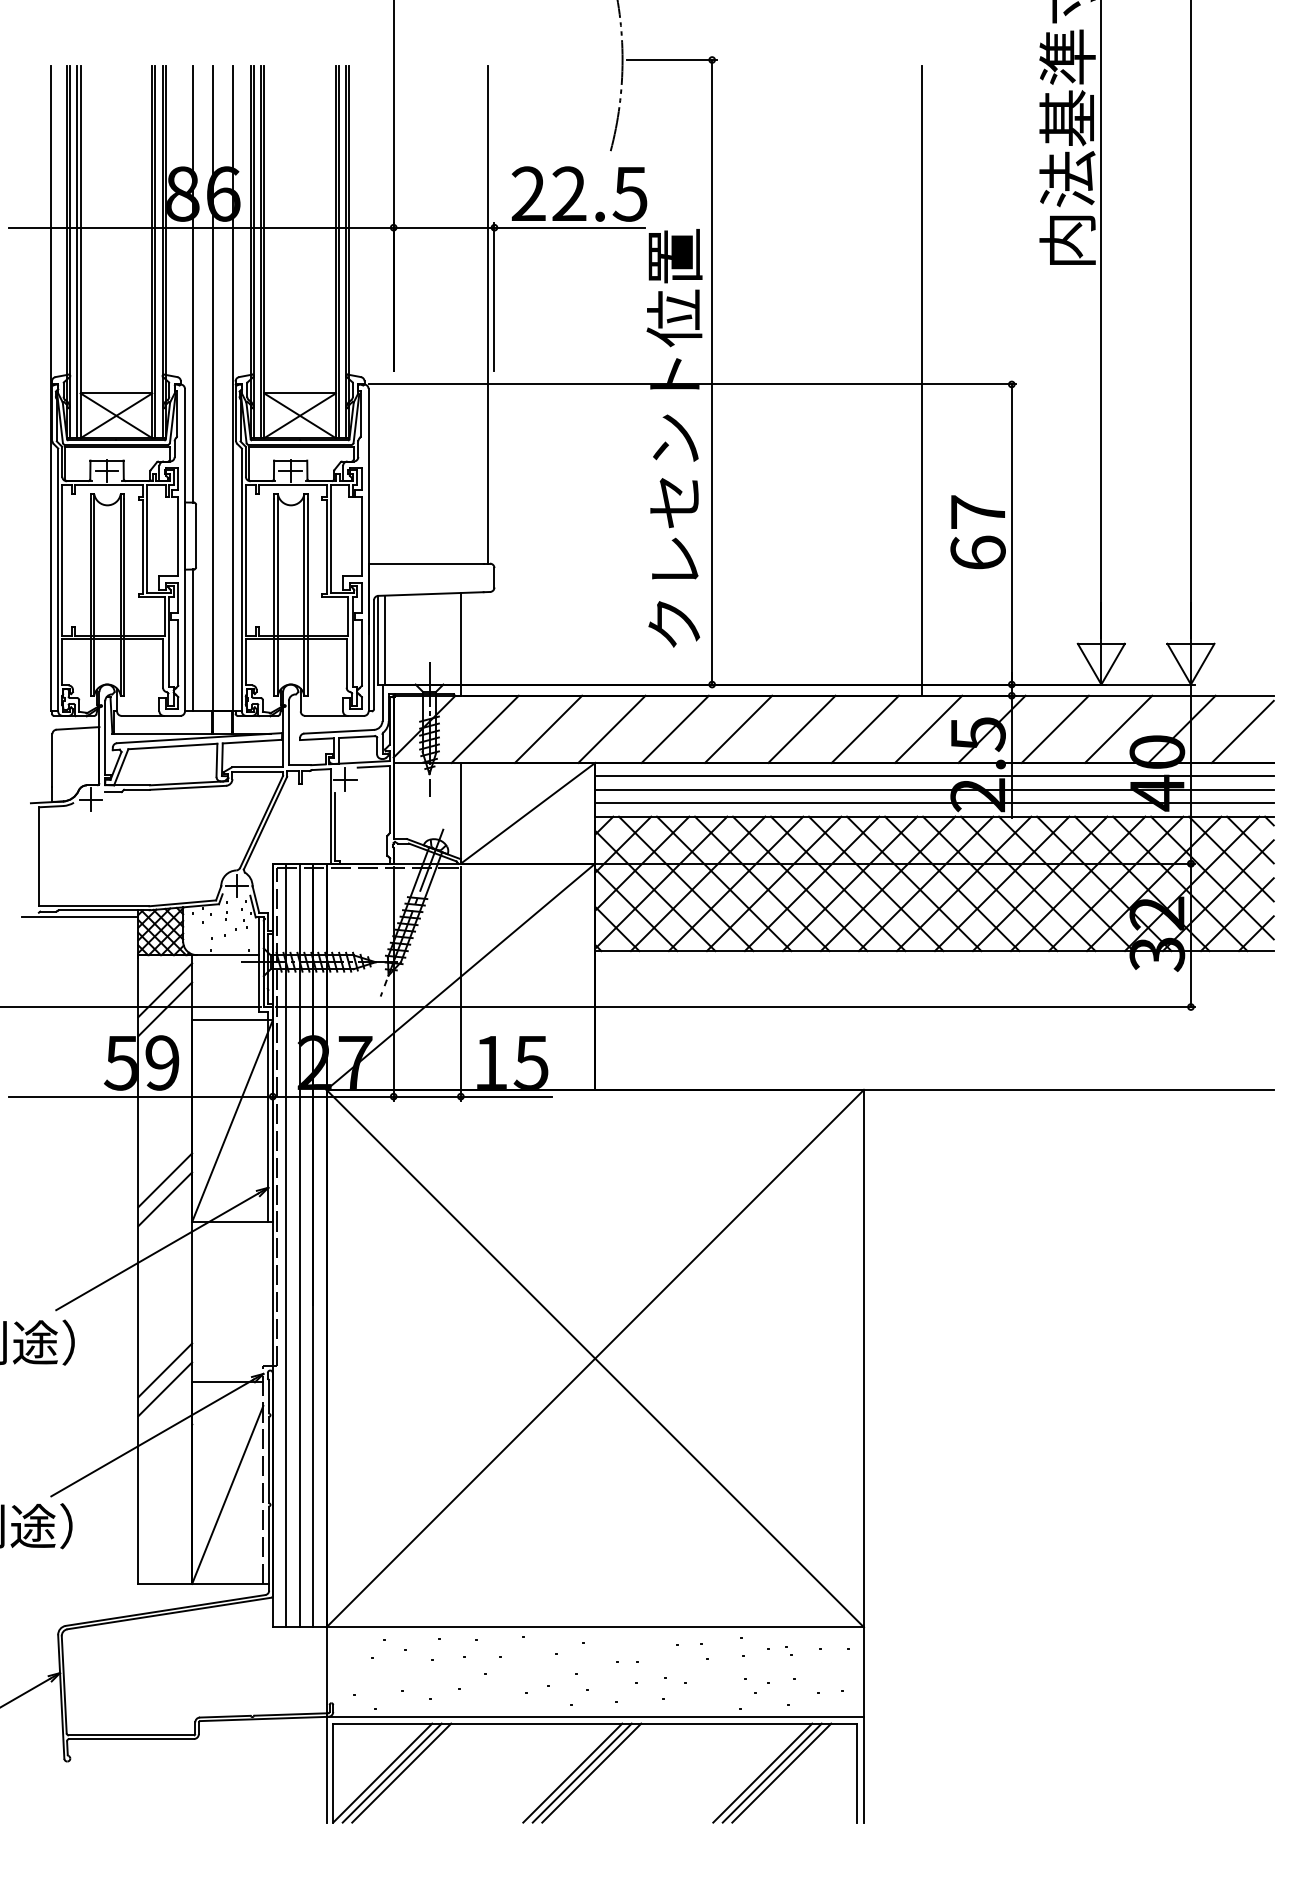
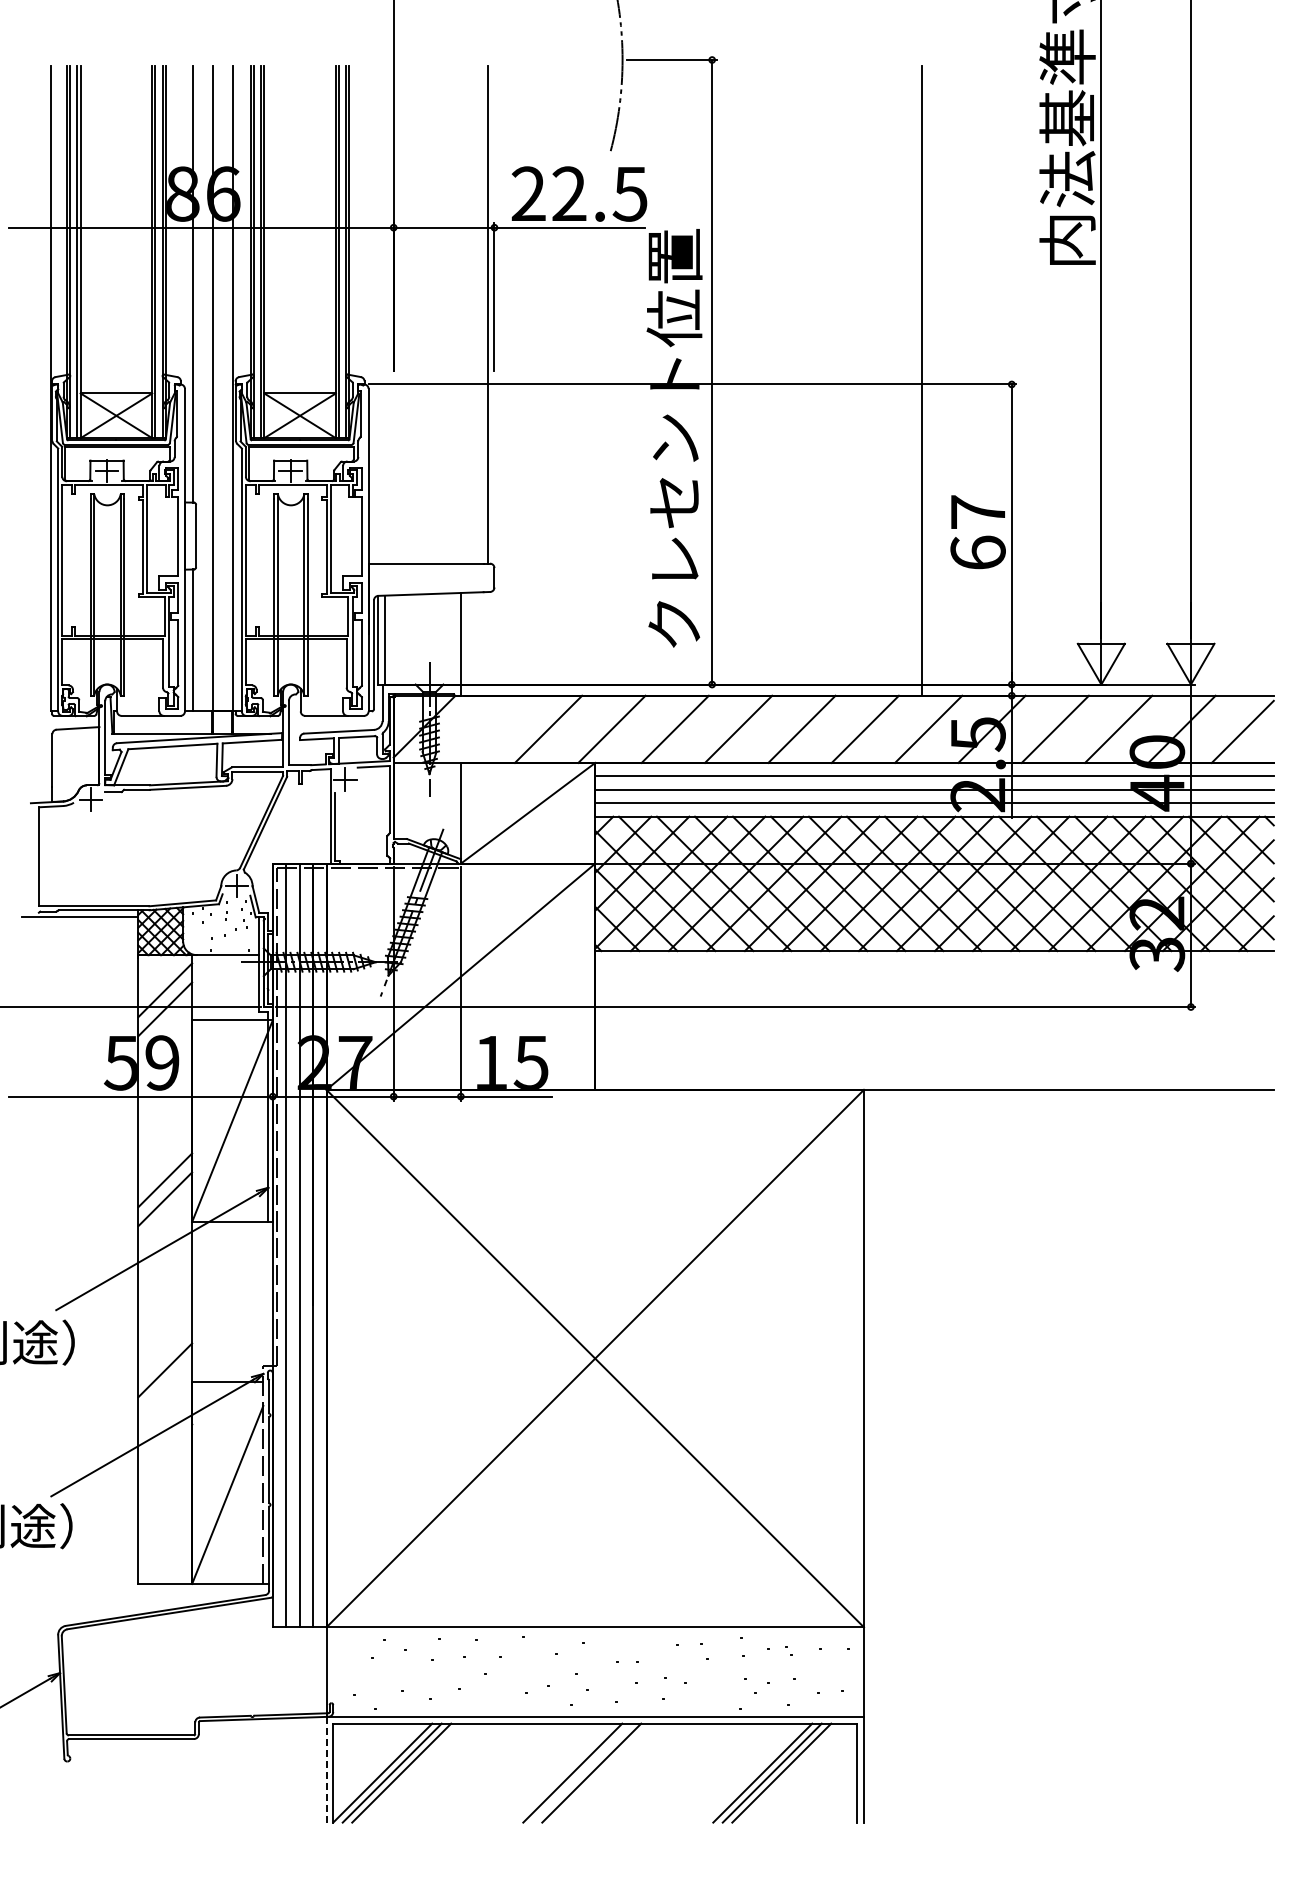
line: present -> none (484, 728)
line: present -> none (165, 1389)
line: solid -> dashed (326, 1769)
line: present -> none (581, 1772)
